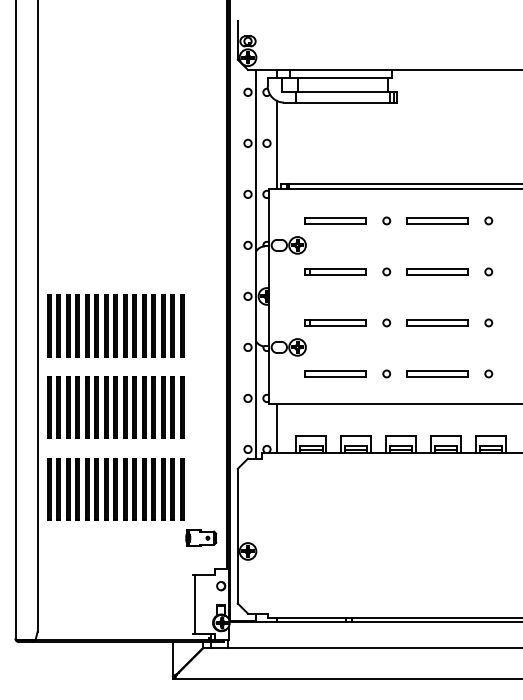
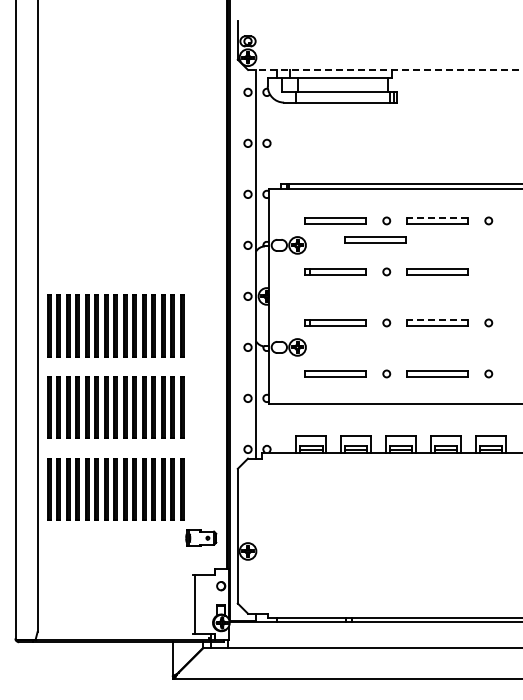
line: solid -> dashed (385, 69)
line: present -> none (277, 145)
line: solid -> dashed (437, 217)
part: none -> present (375, 239)
circle: present -> none (488, 271)
line: solid -> dashed (437, 319)
line: present -> none (277, 427)
